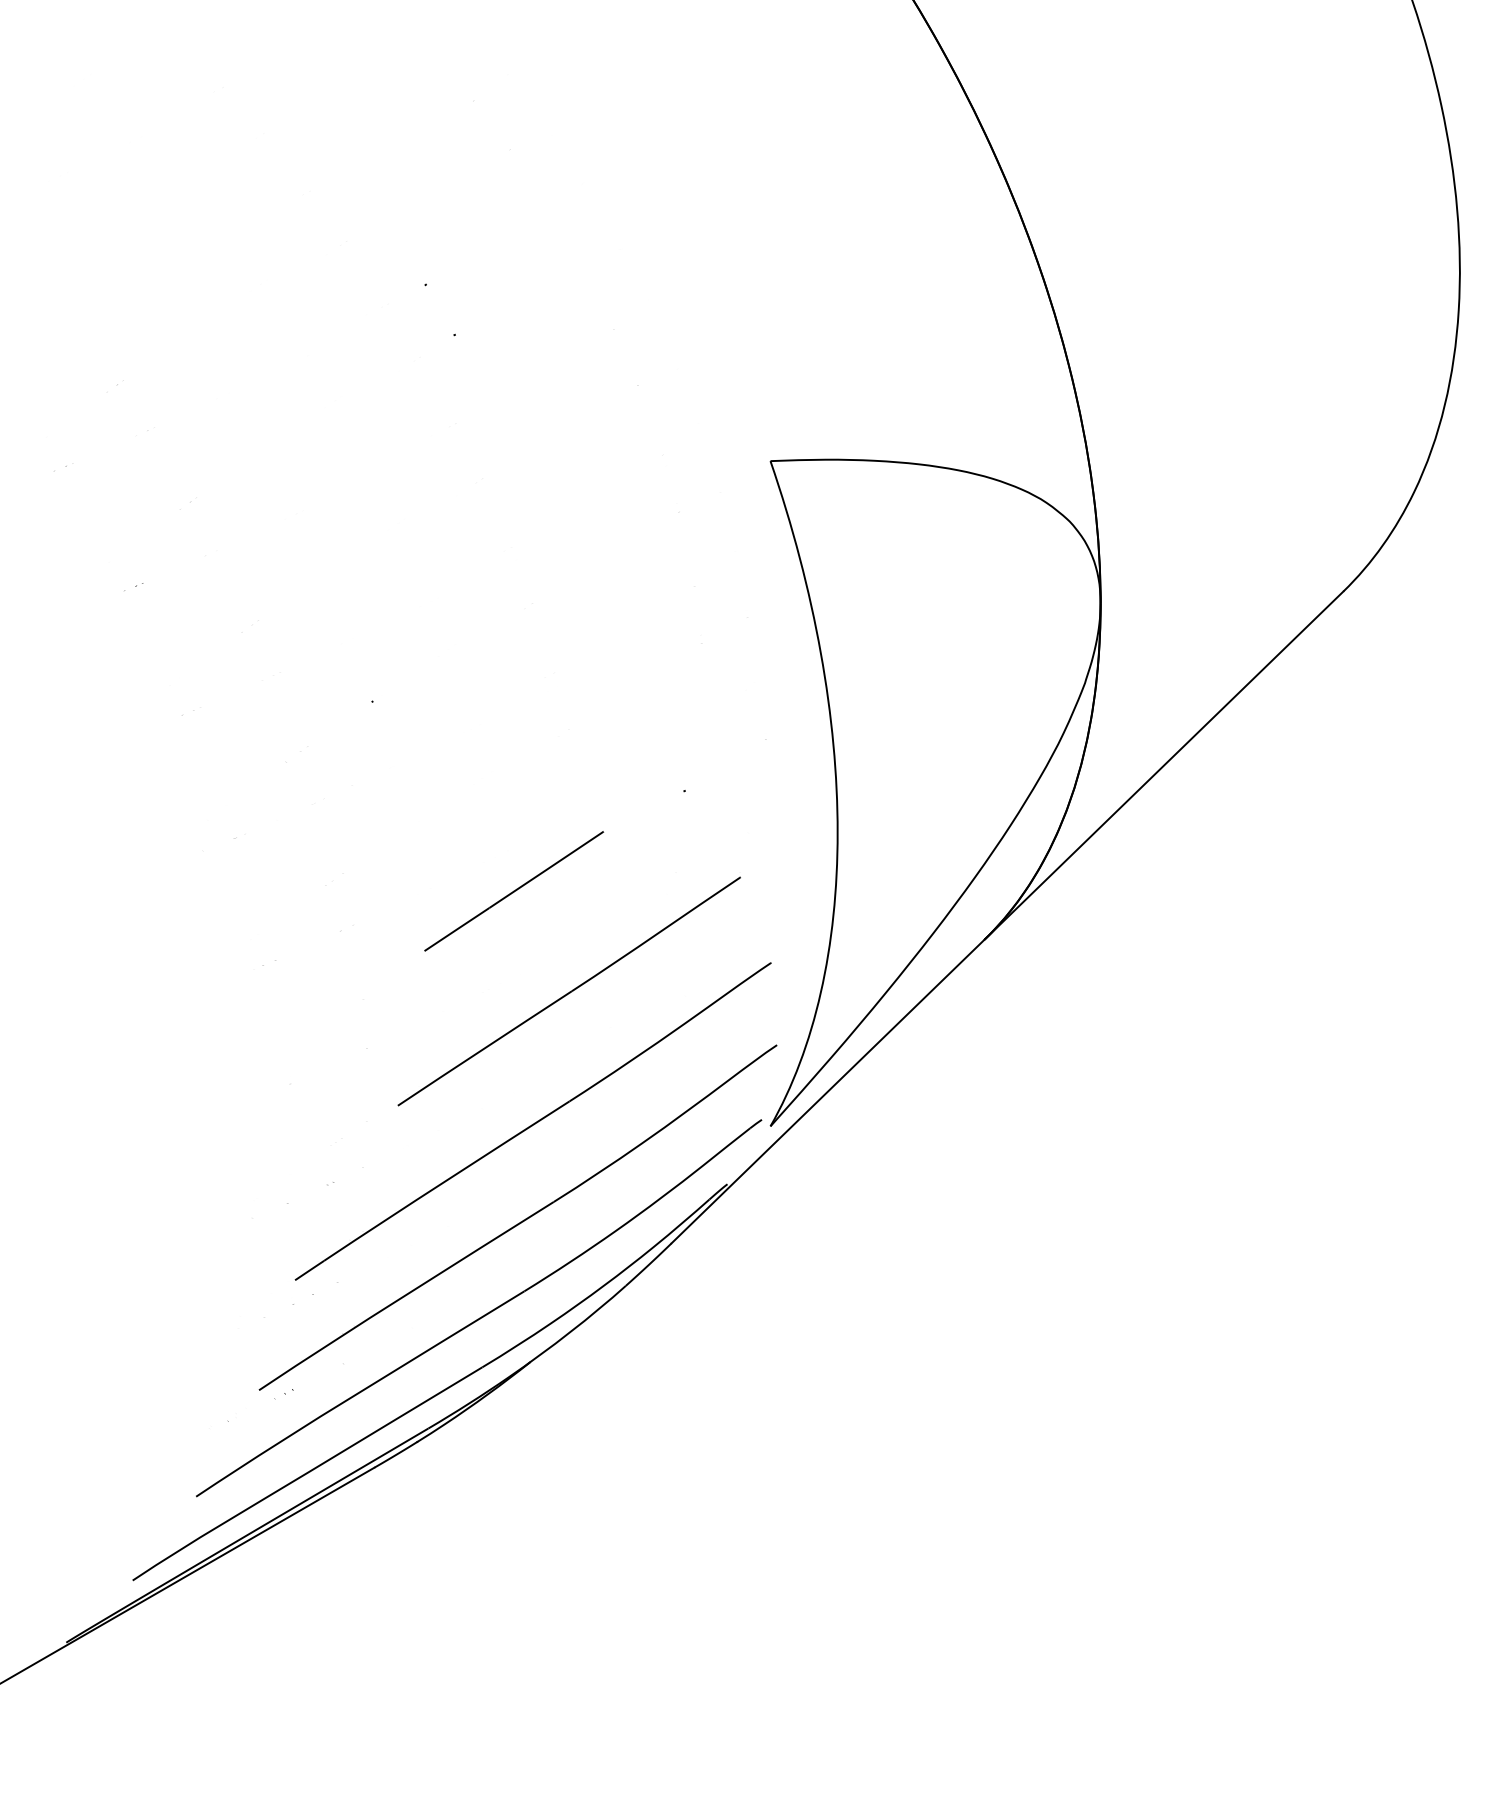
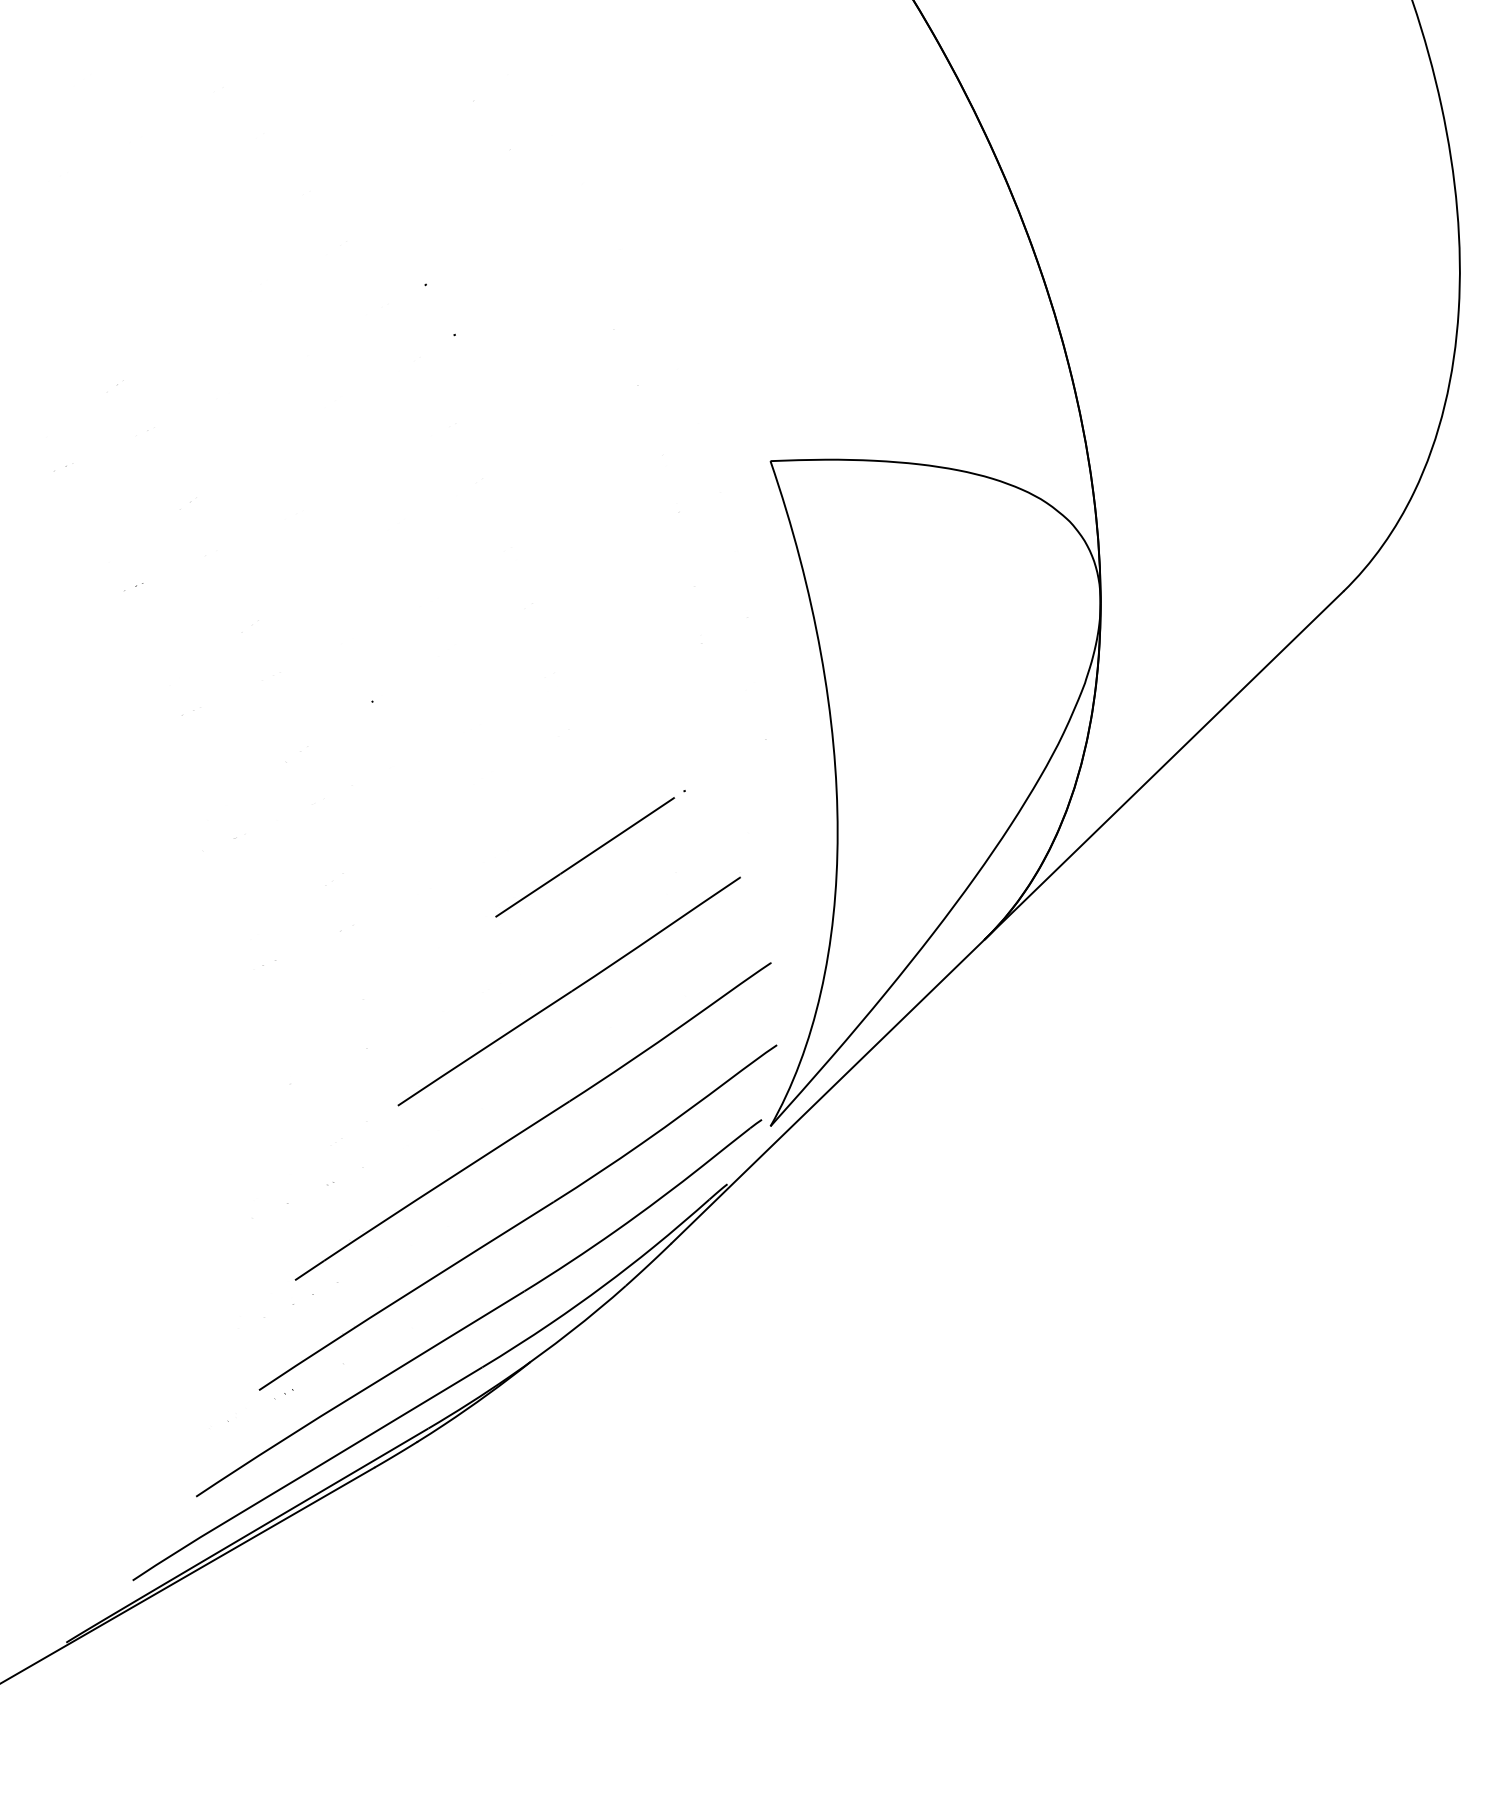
line position: (514, 891) -> (585, 857) (585, 857)
